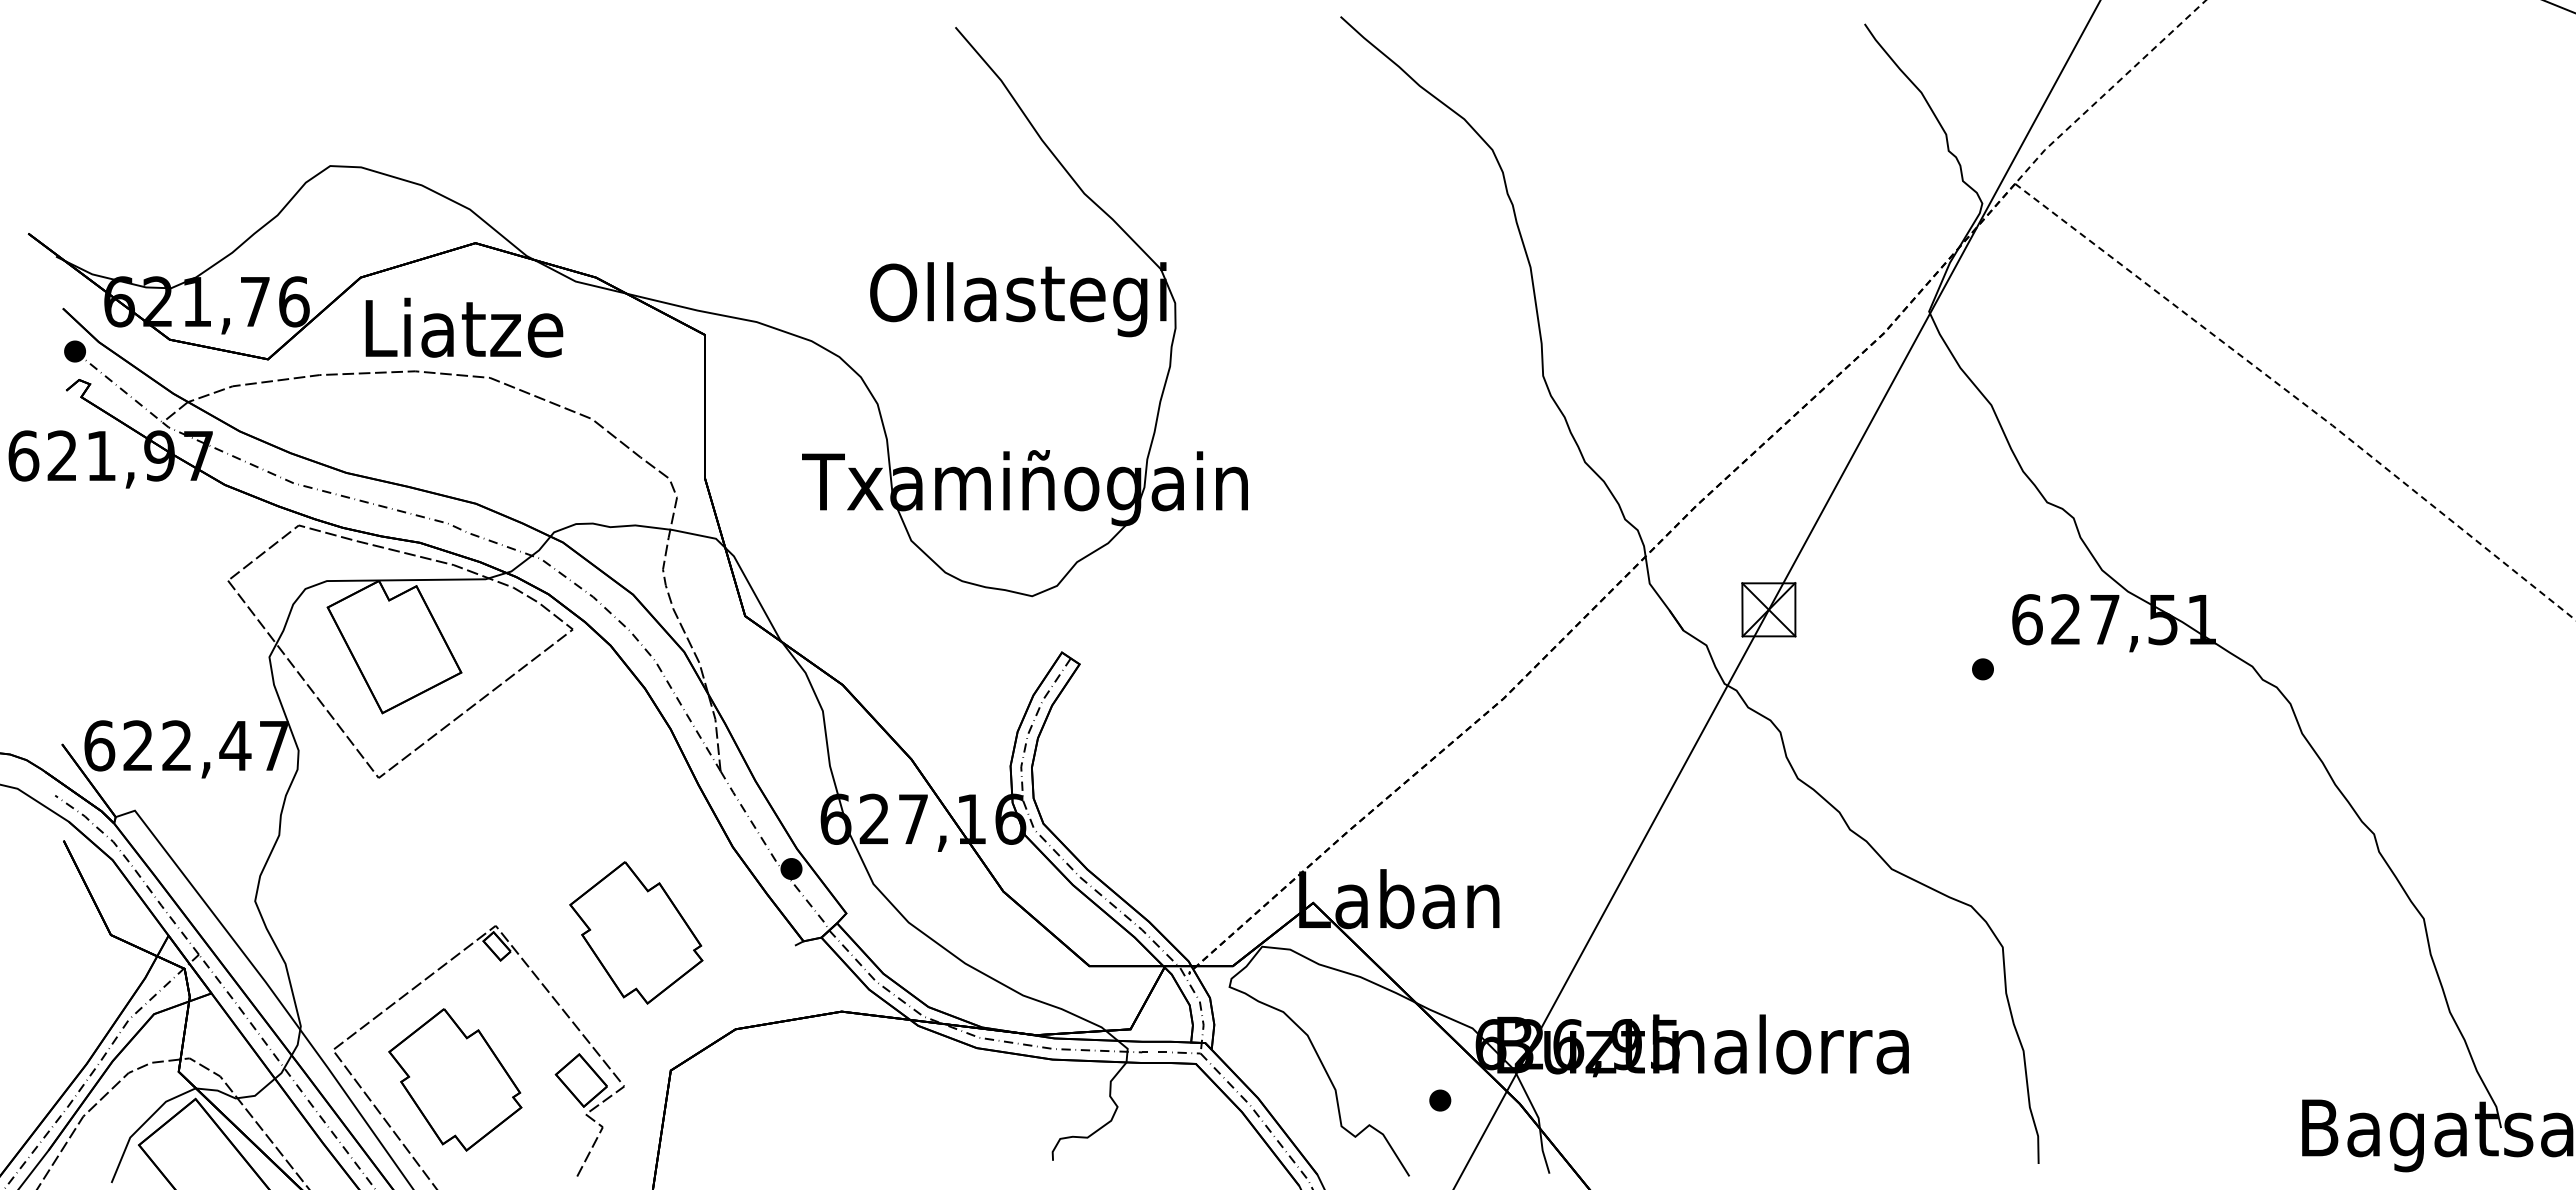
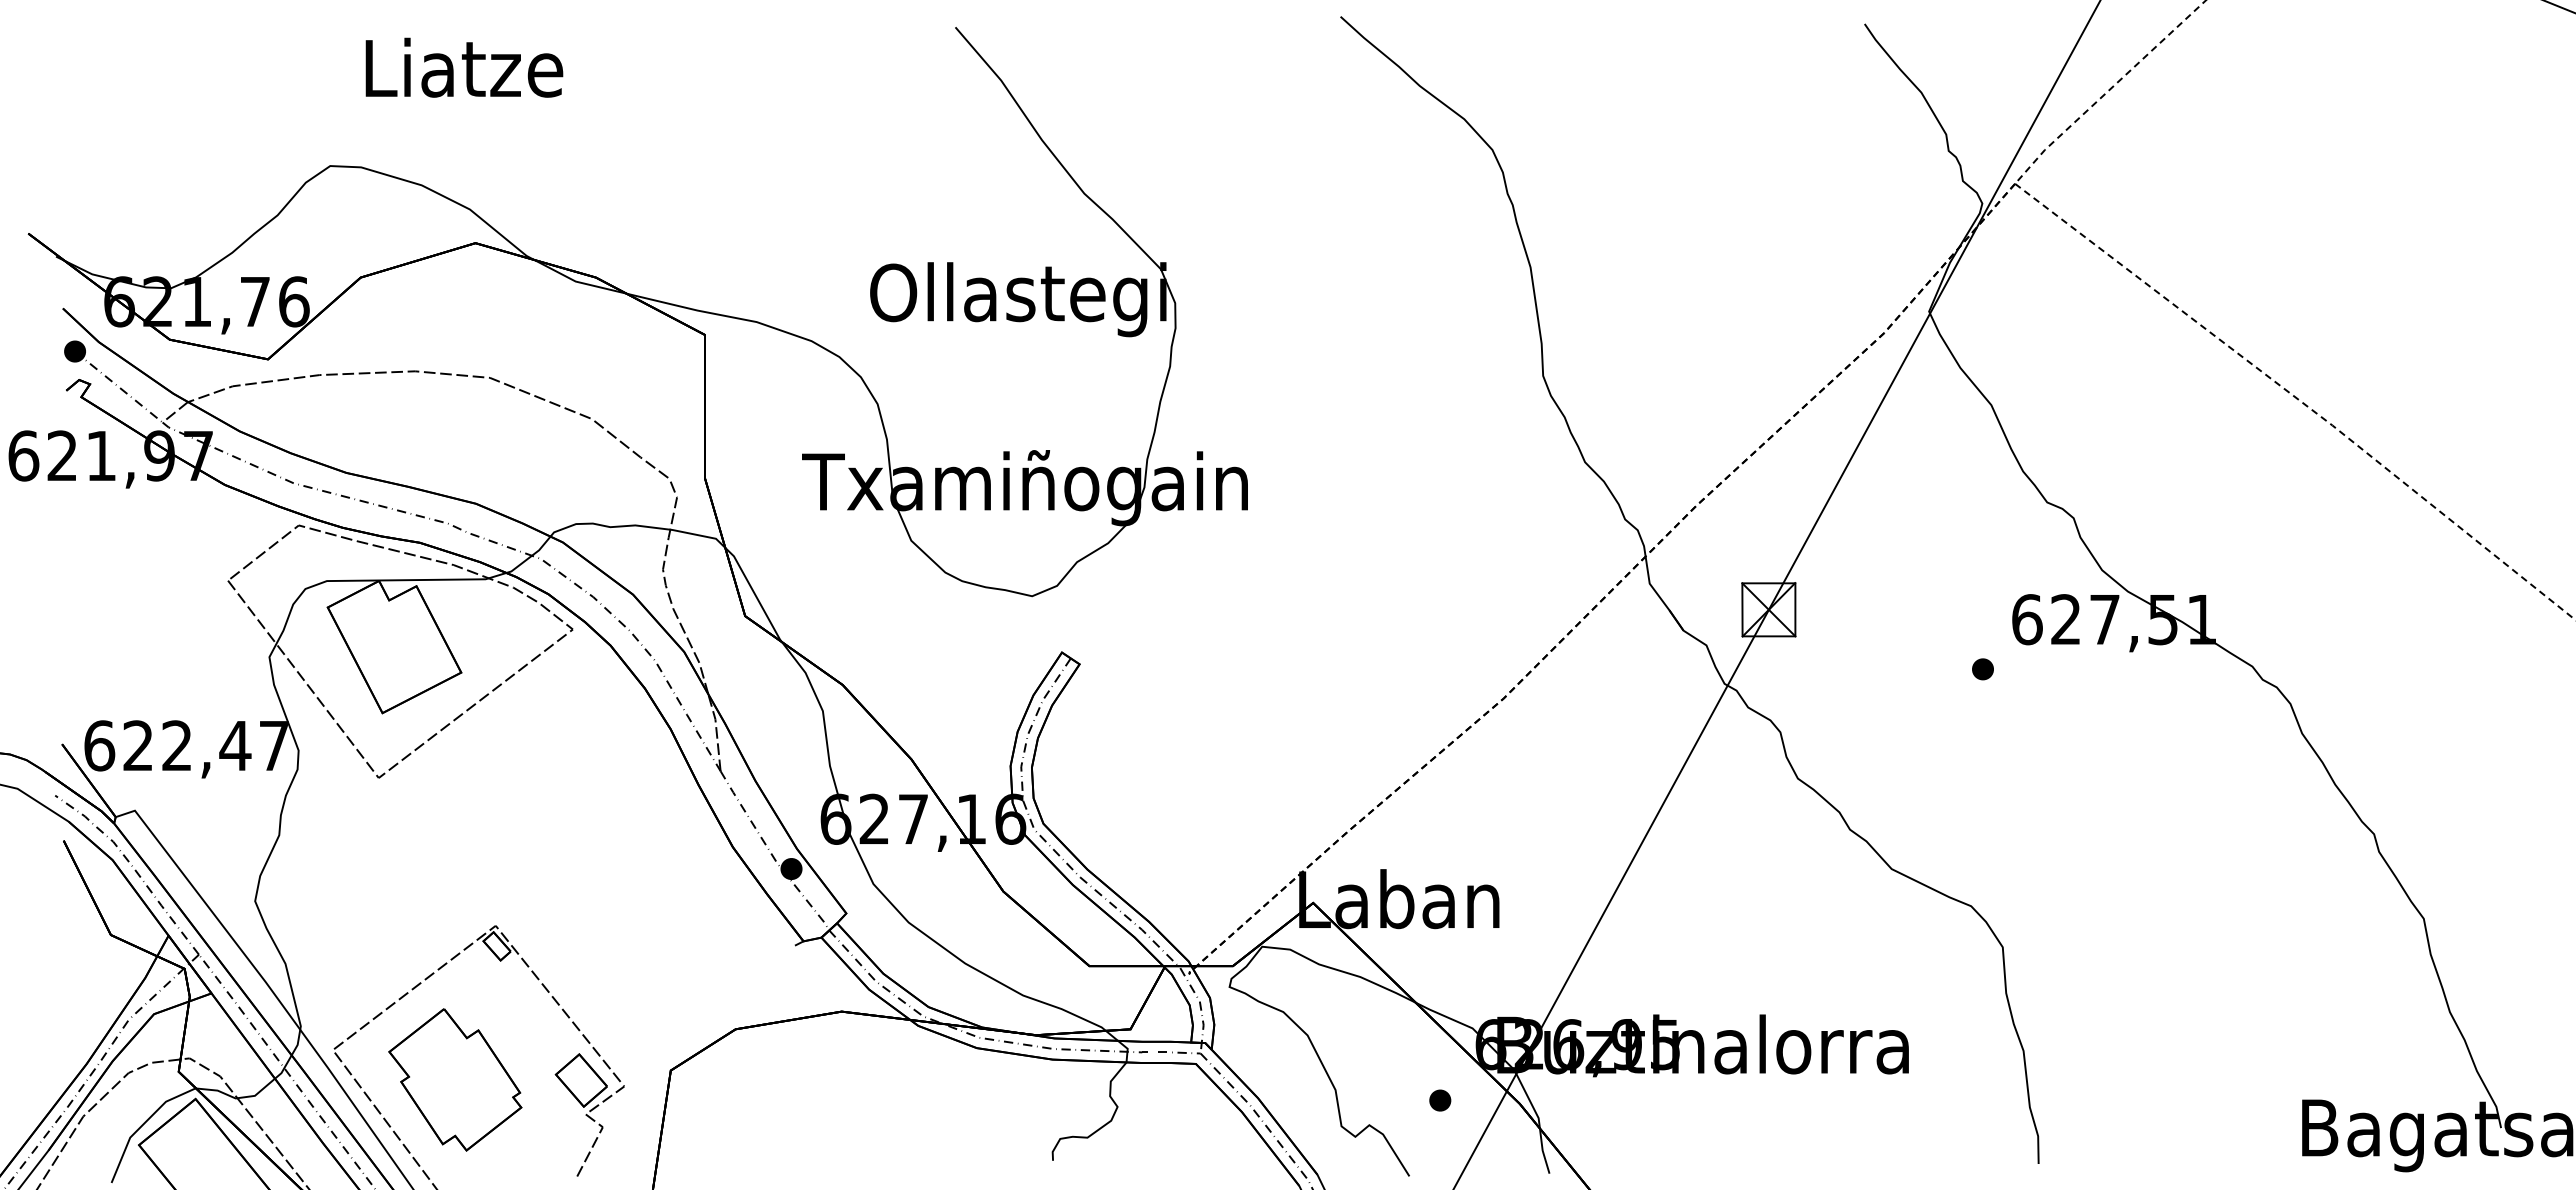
text position: (464, 327) -> (464, 67) (464, 67)
part: present -> none (636, 932)
